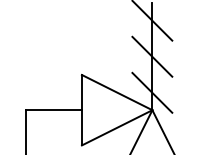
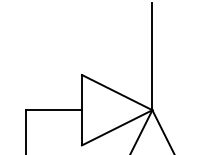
line: present -> none (152, 21)
line: present -> none (152, 56)
line: present -> none (152, 92)
